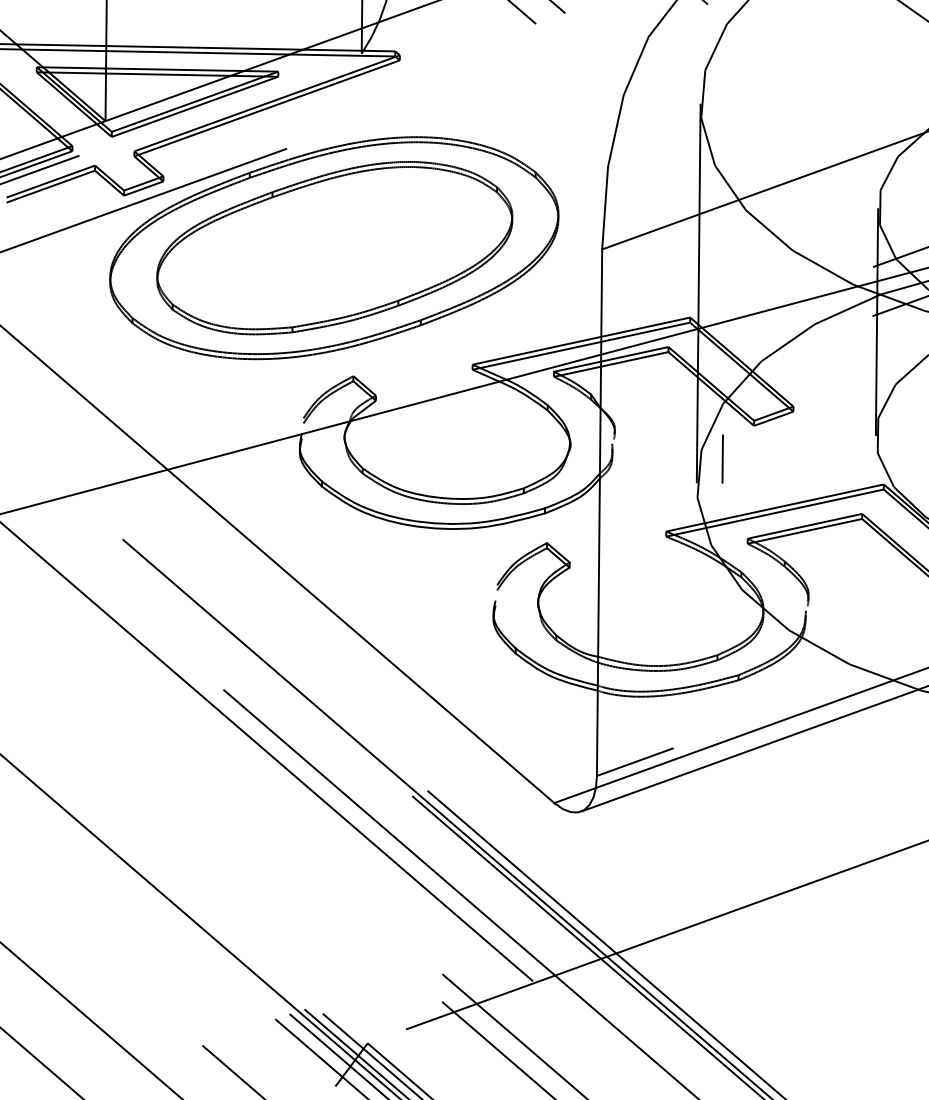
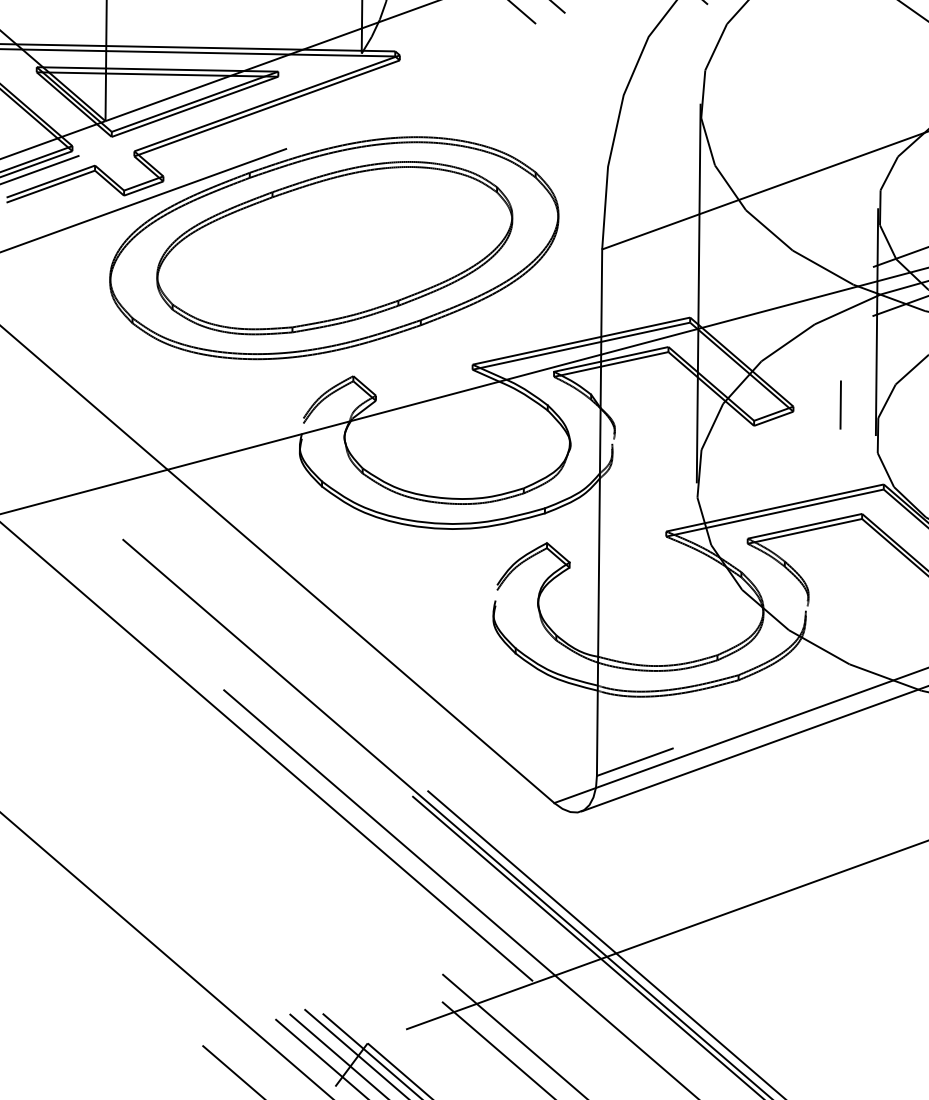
line position: (722, 458) -> (840, 404) (840, 404)
line position: (199, 926) -> (166, 954) (166, 954)
line: present -> none (90, 1020)
line: present -> none (41, 1062)
